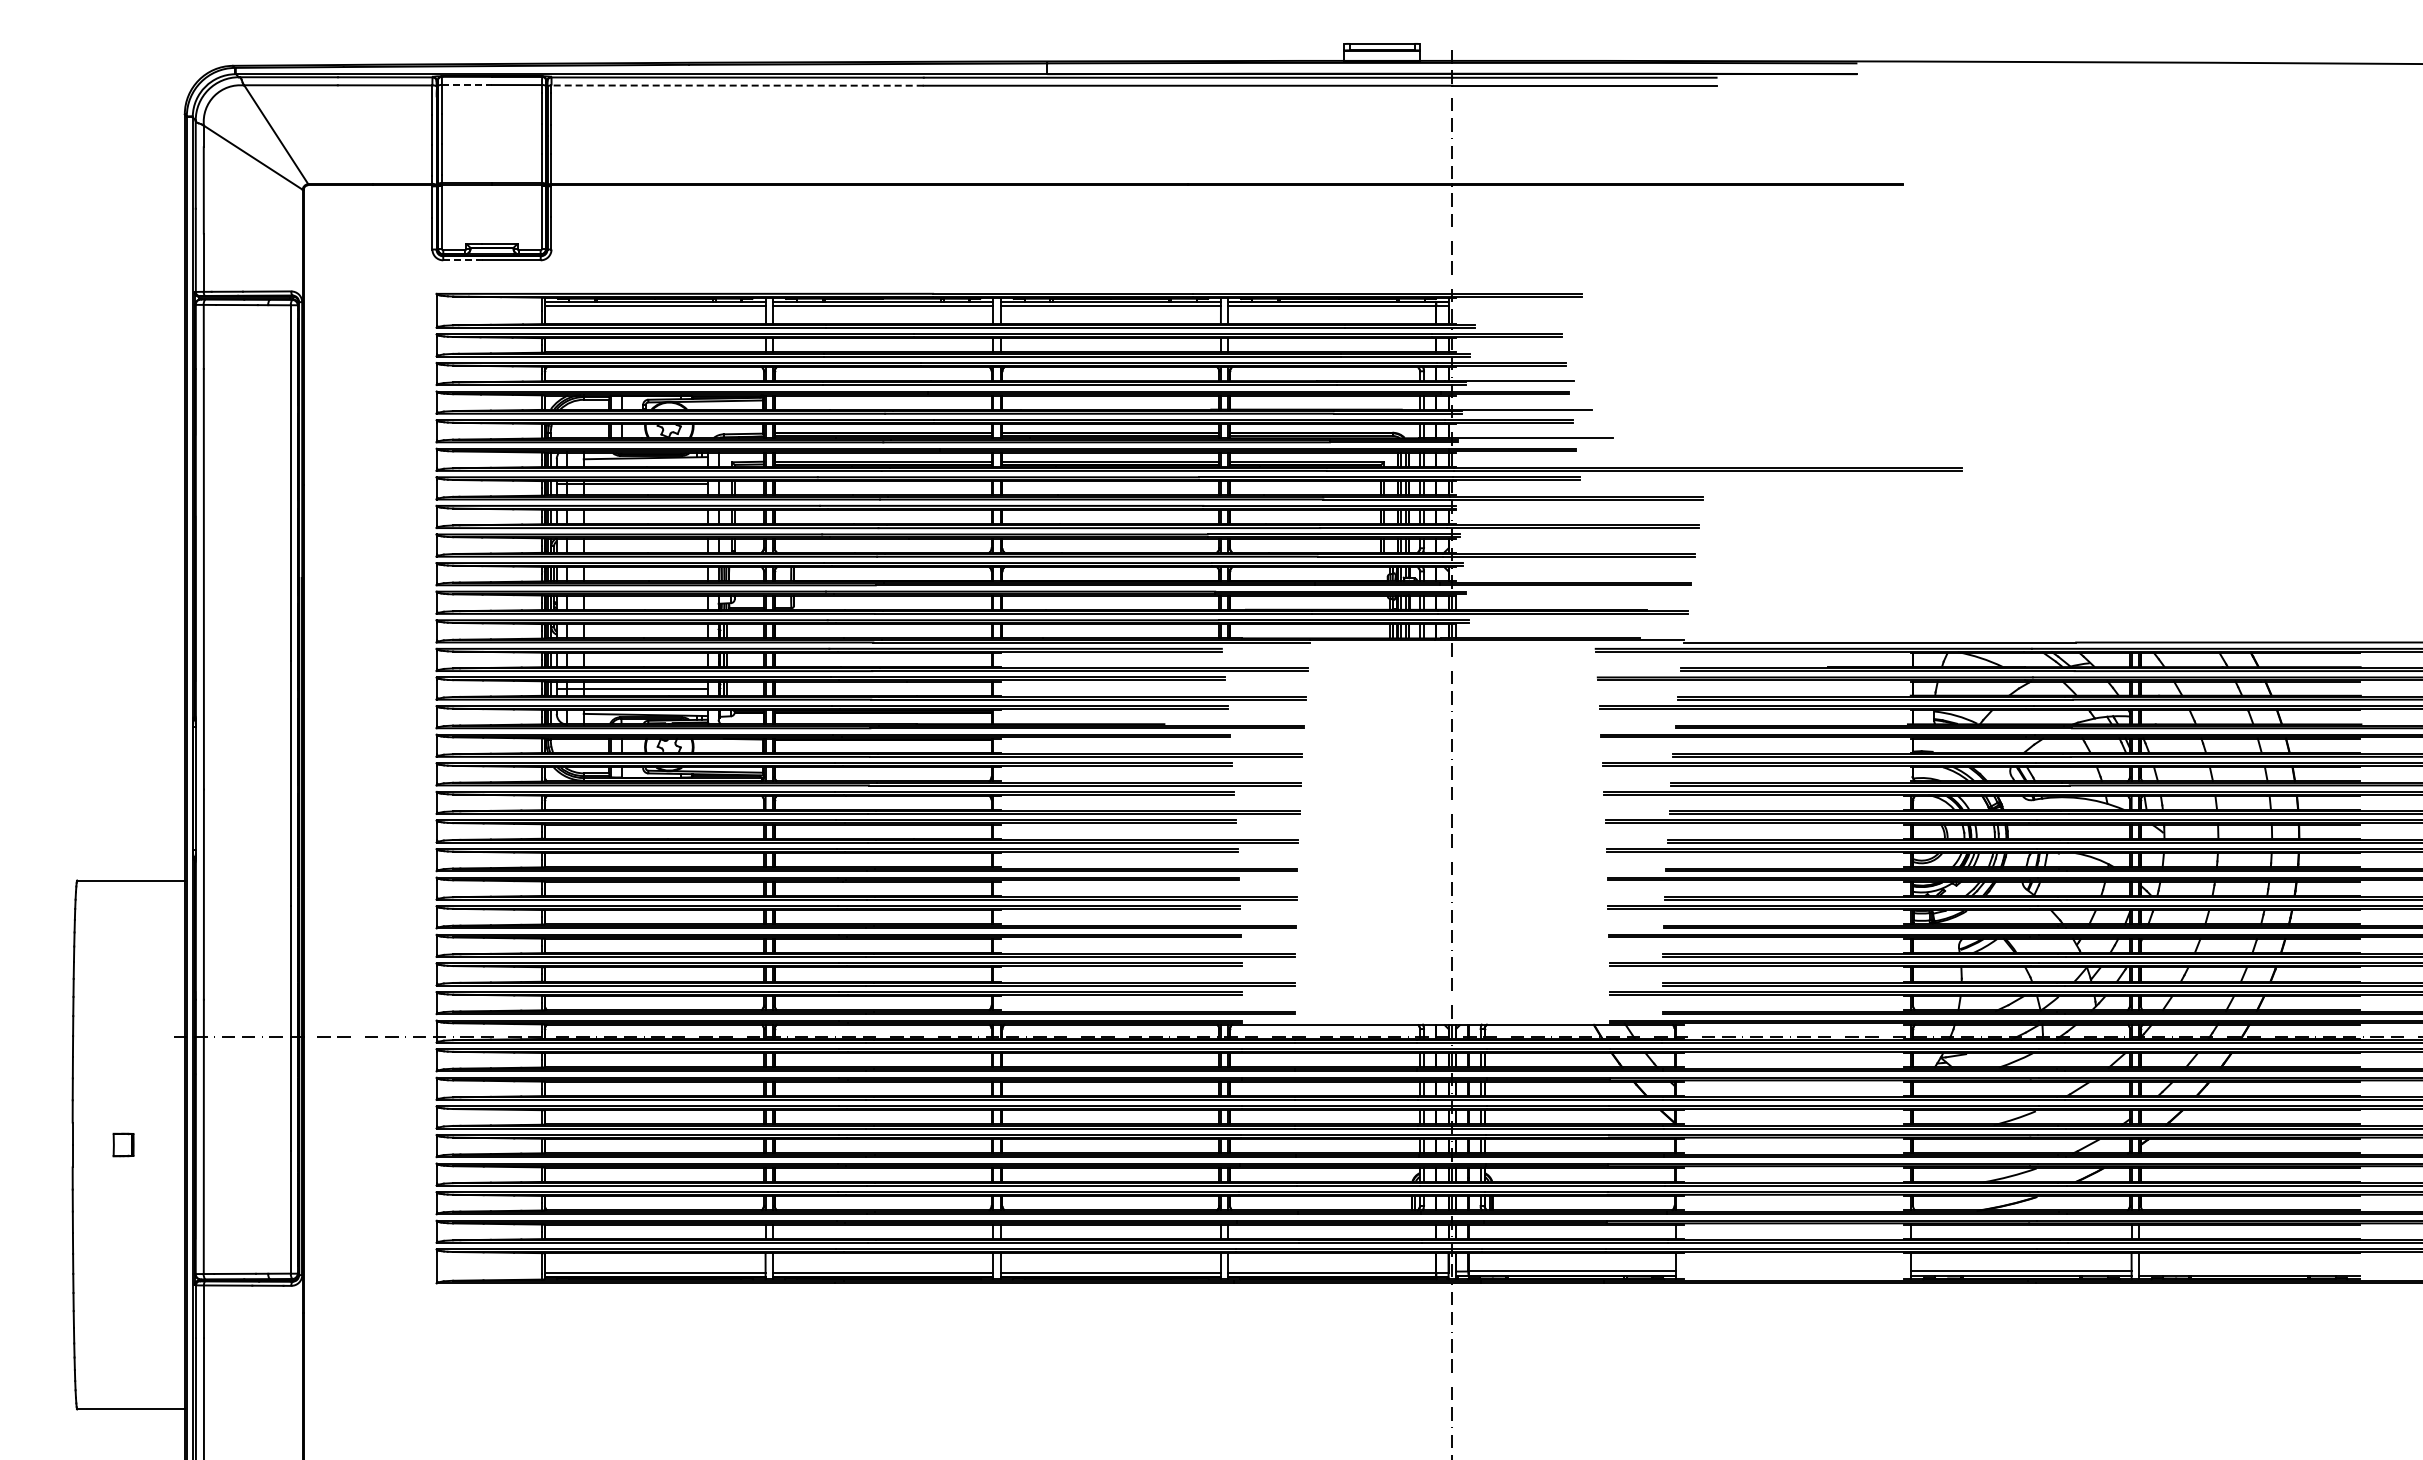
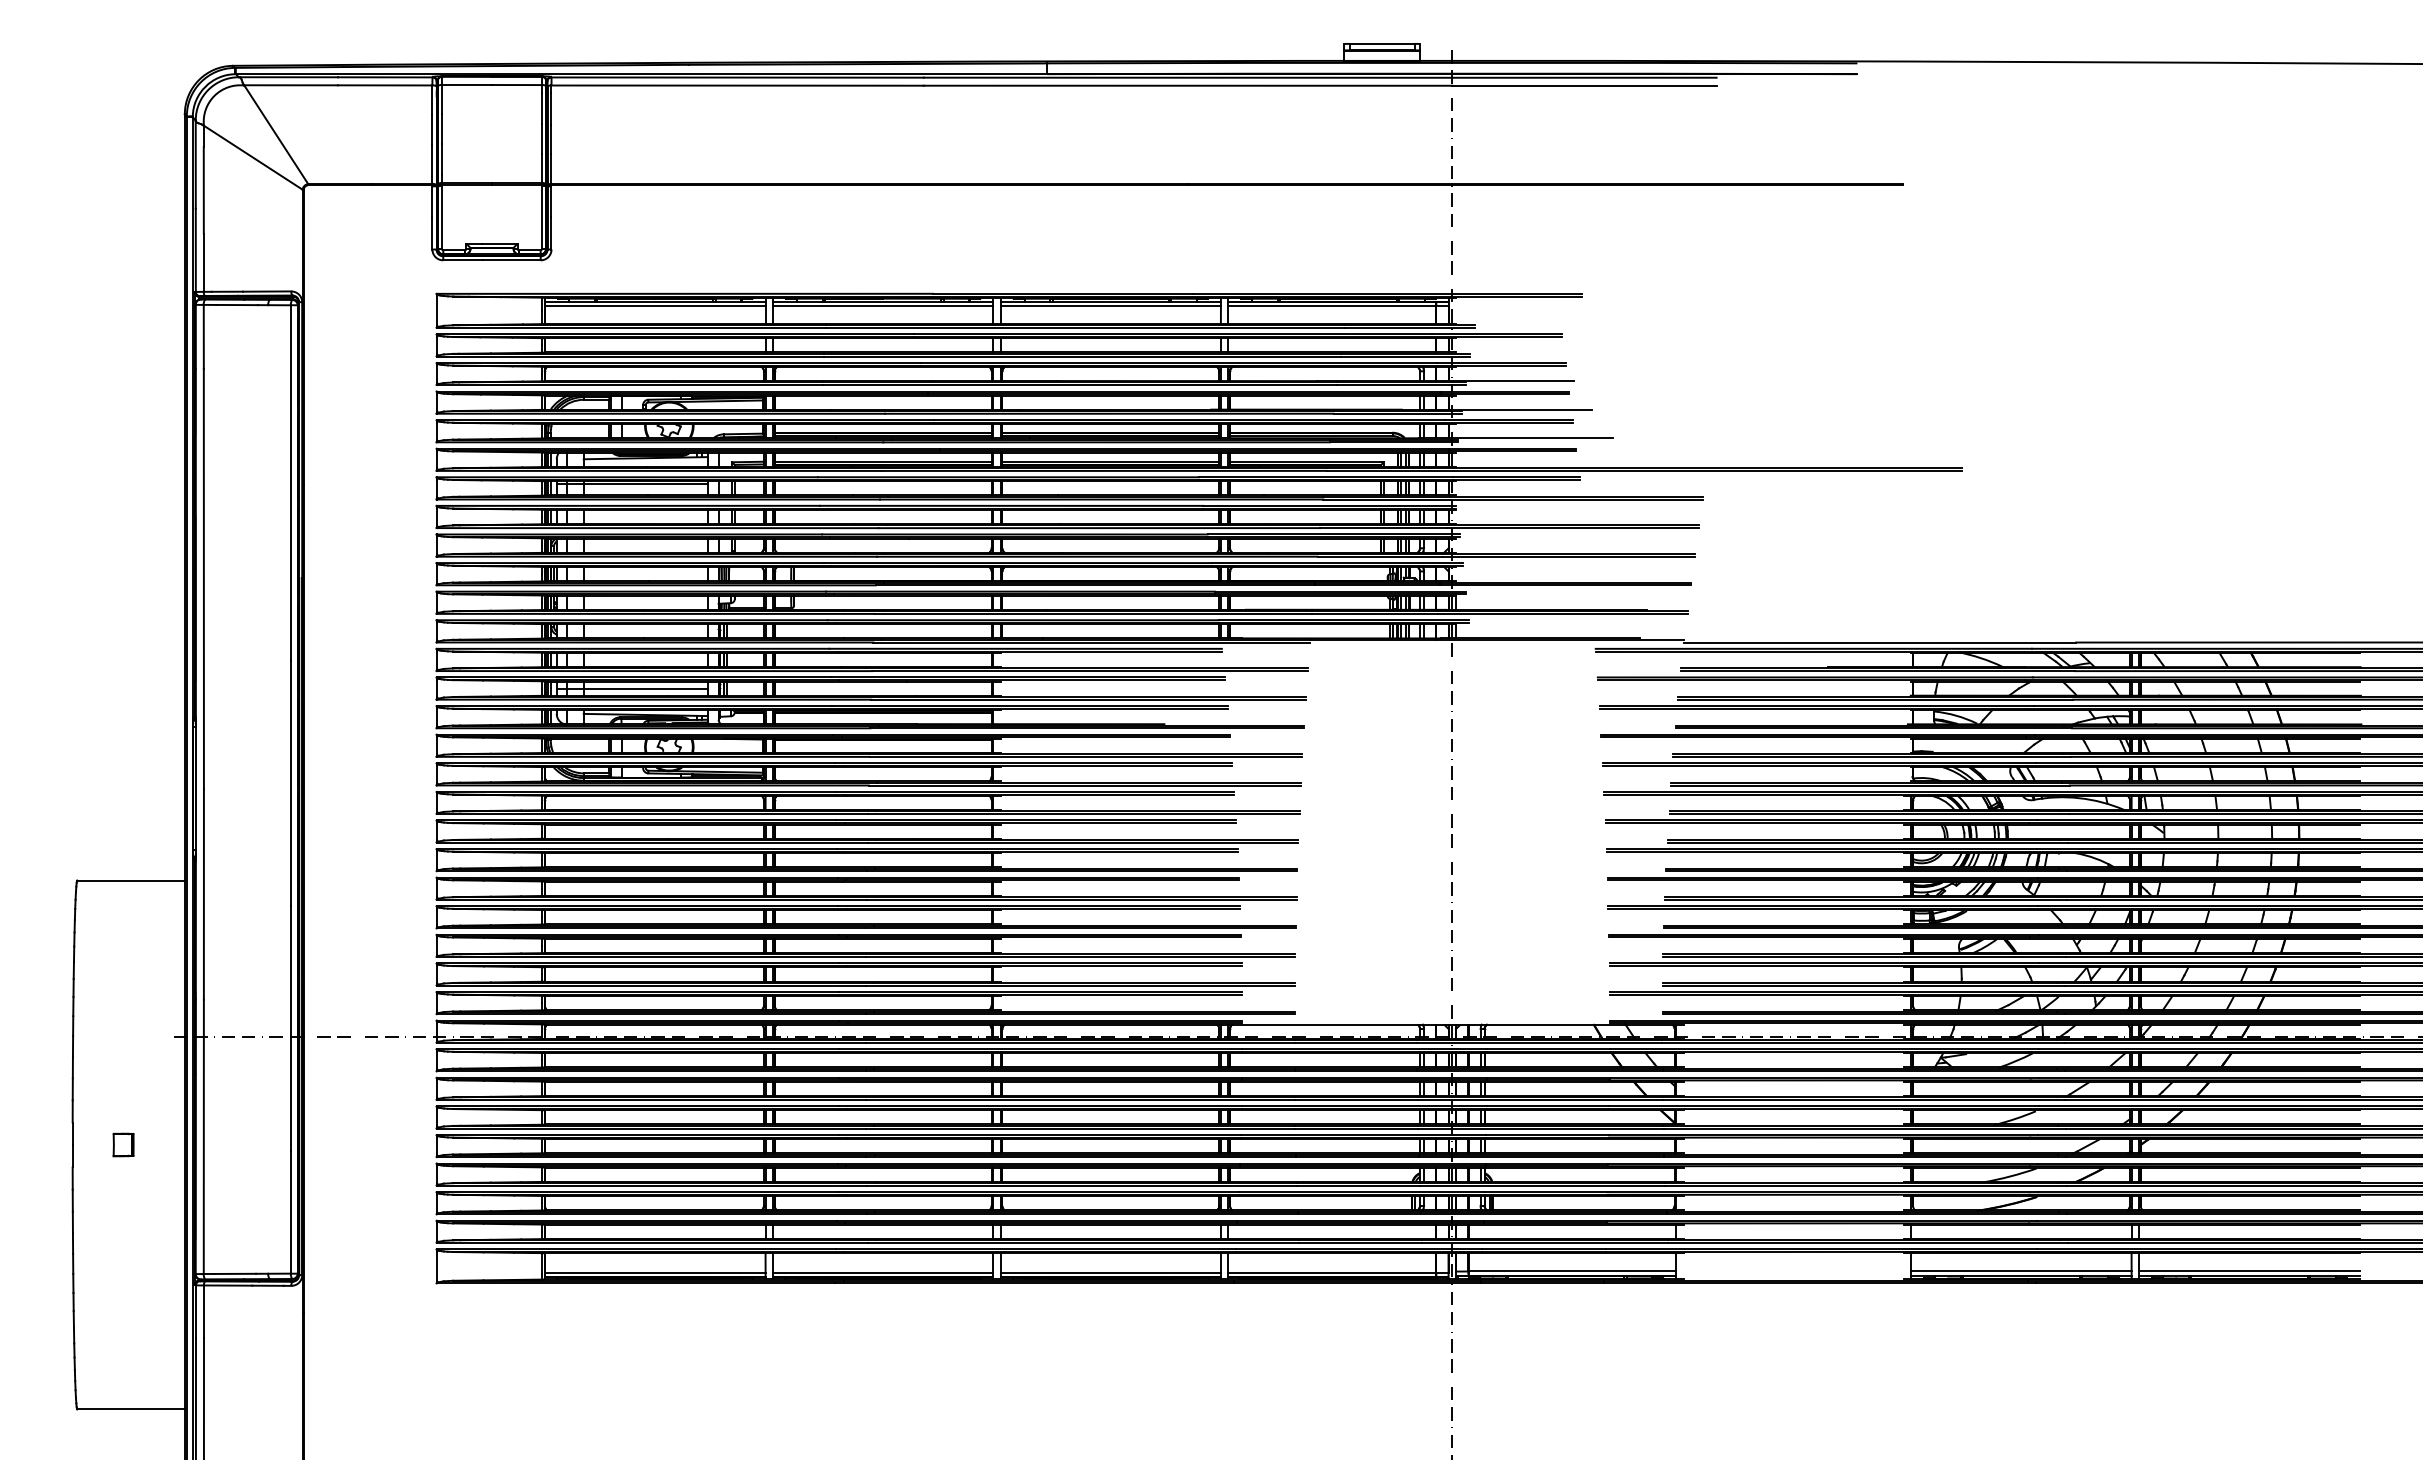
line: dashed -> solid (467, 85)
line: dashed -> solid (737, 85)
line: dashed -> solid (463, 260)
line: none -> present (2249, 1271)
